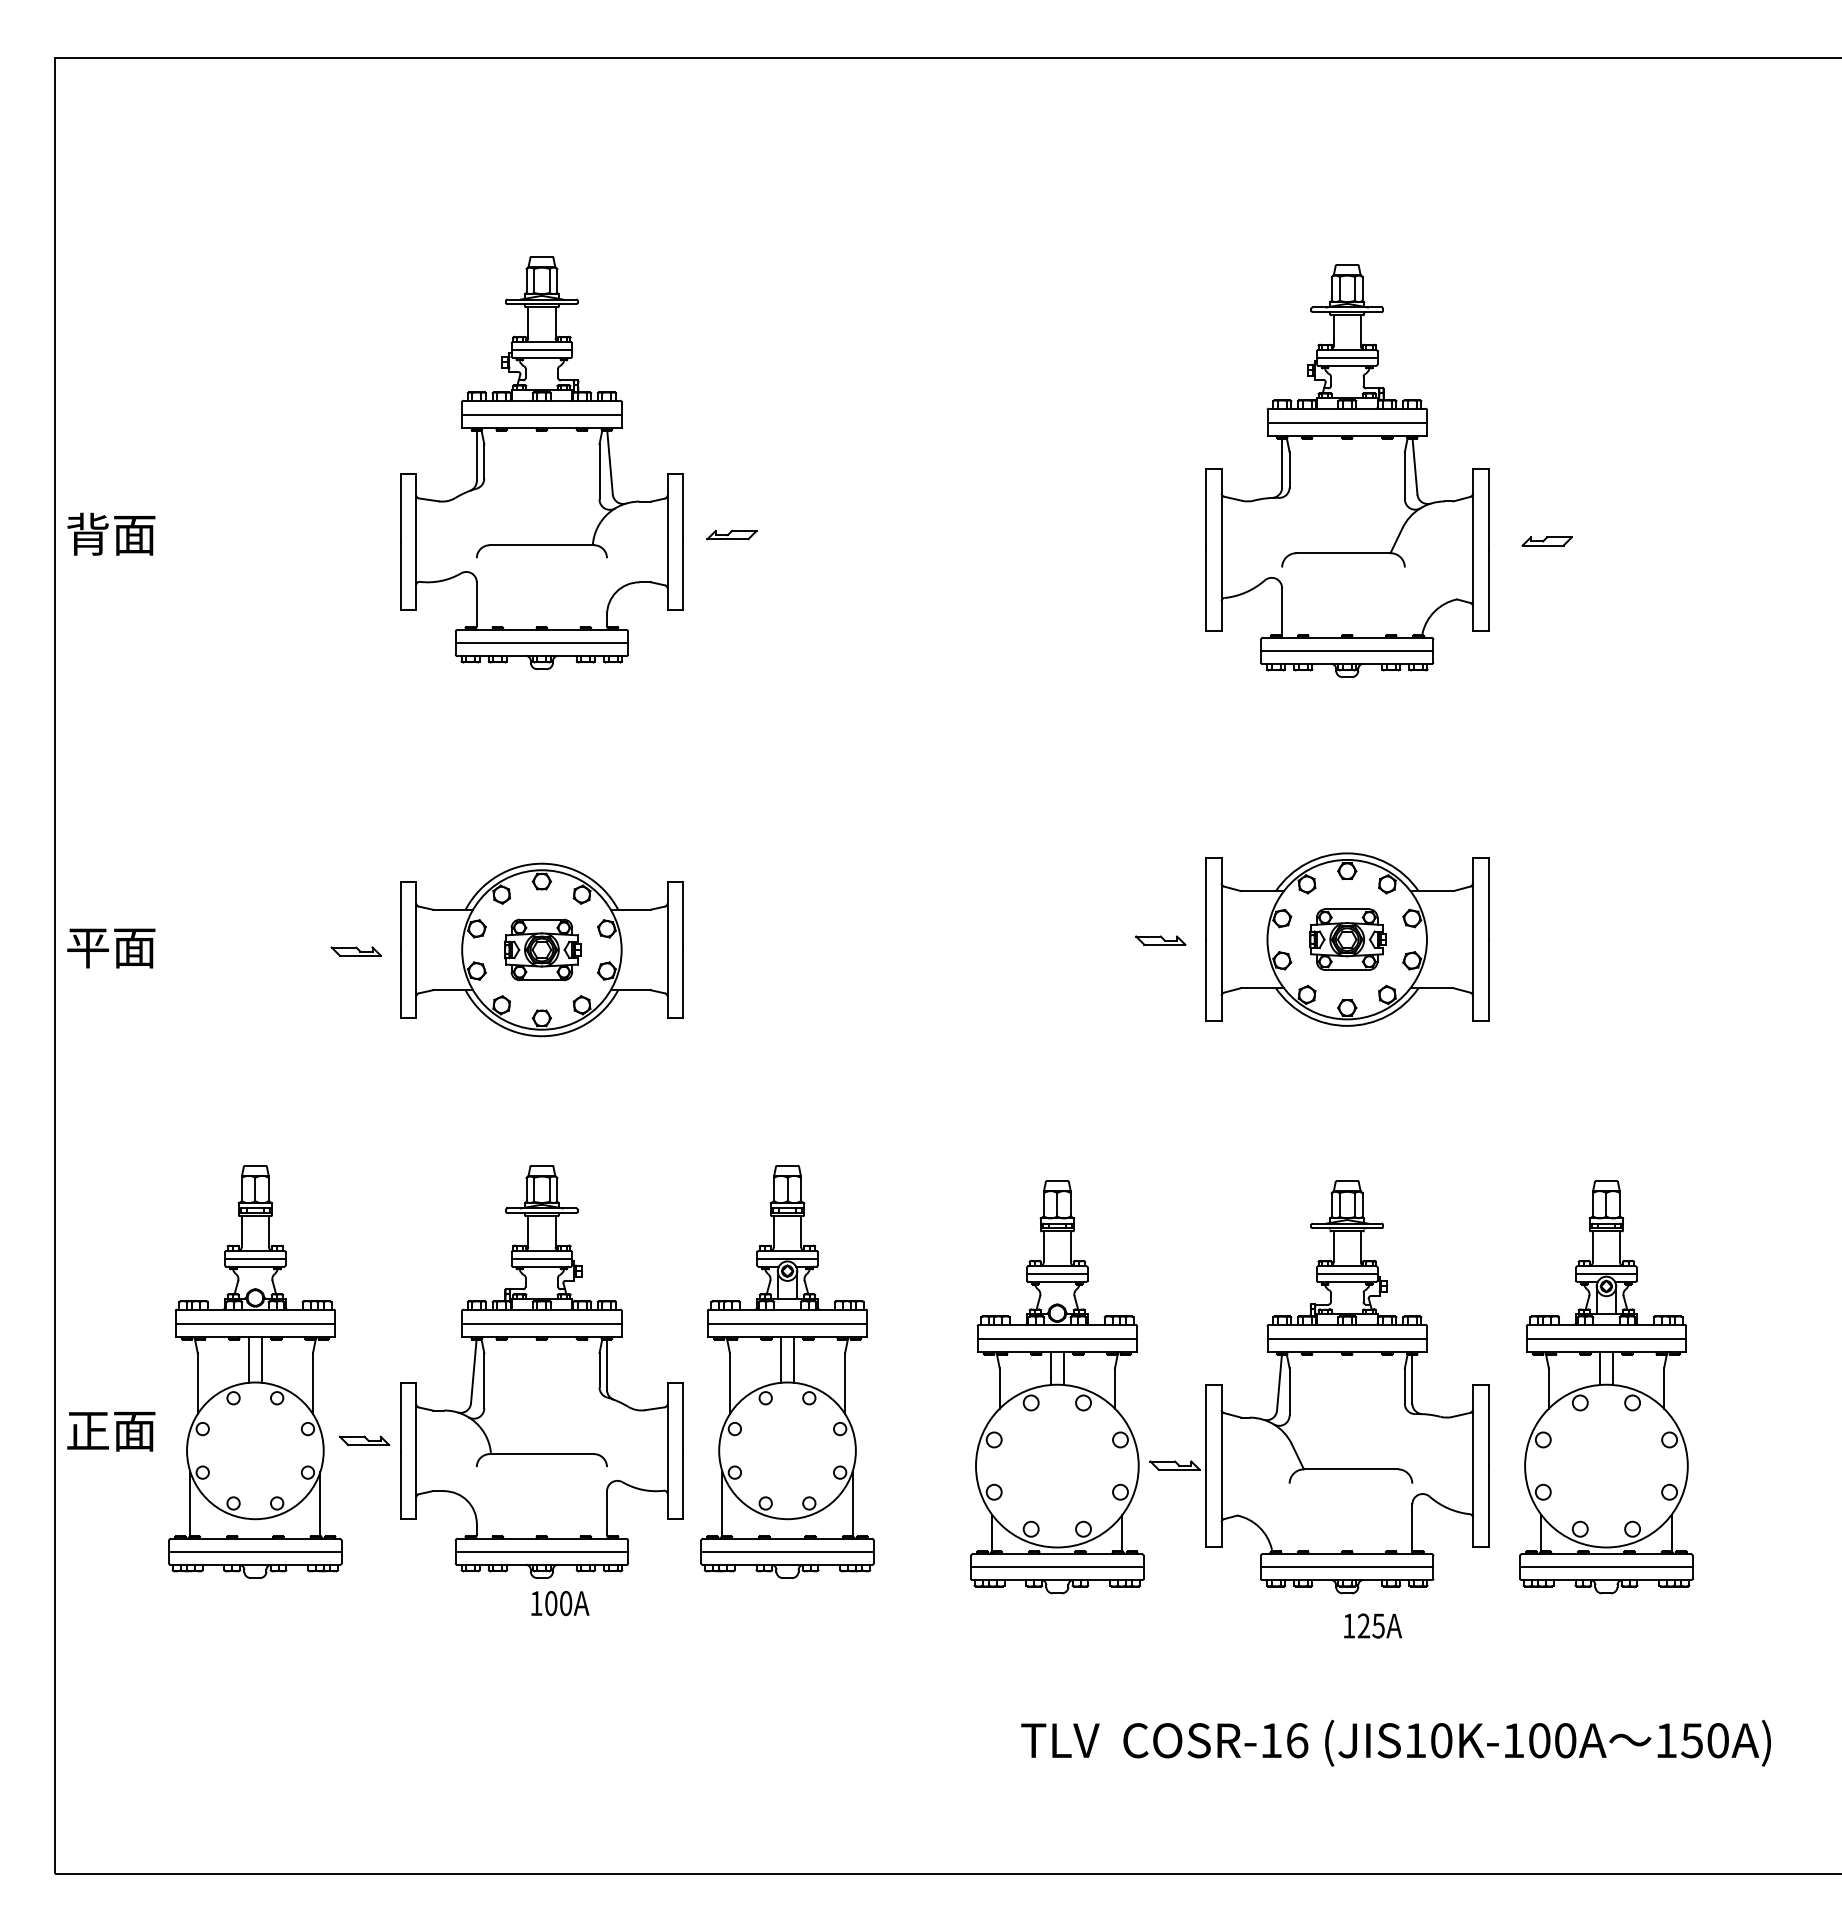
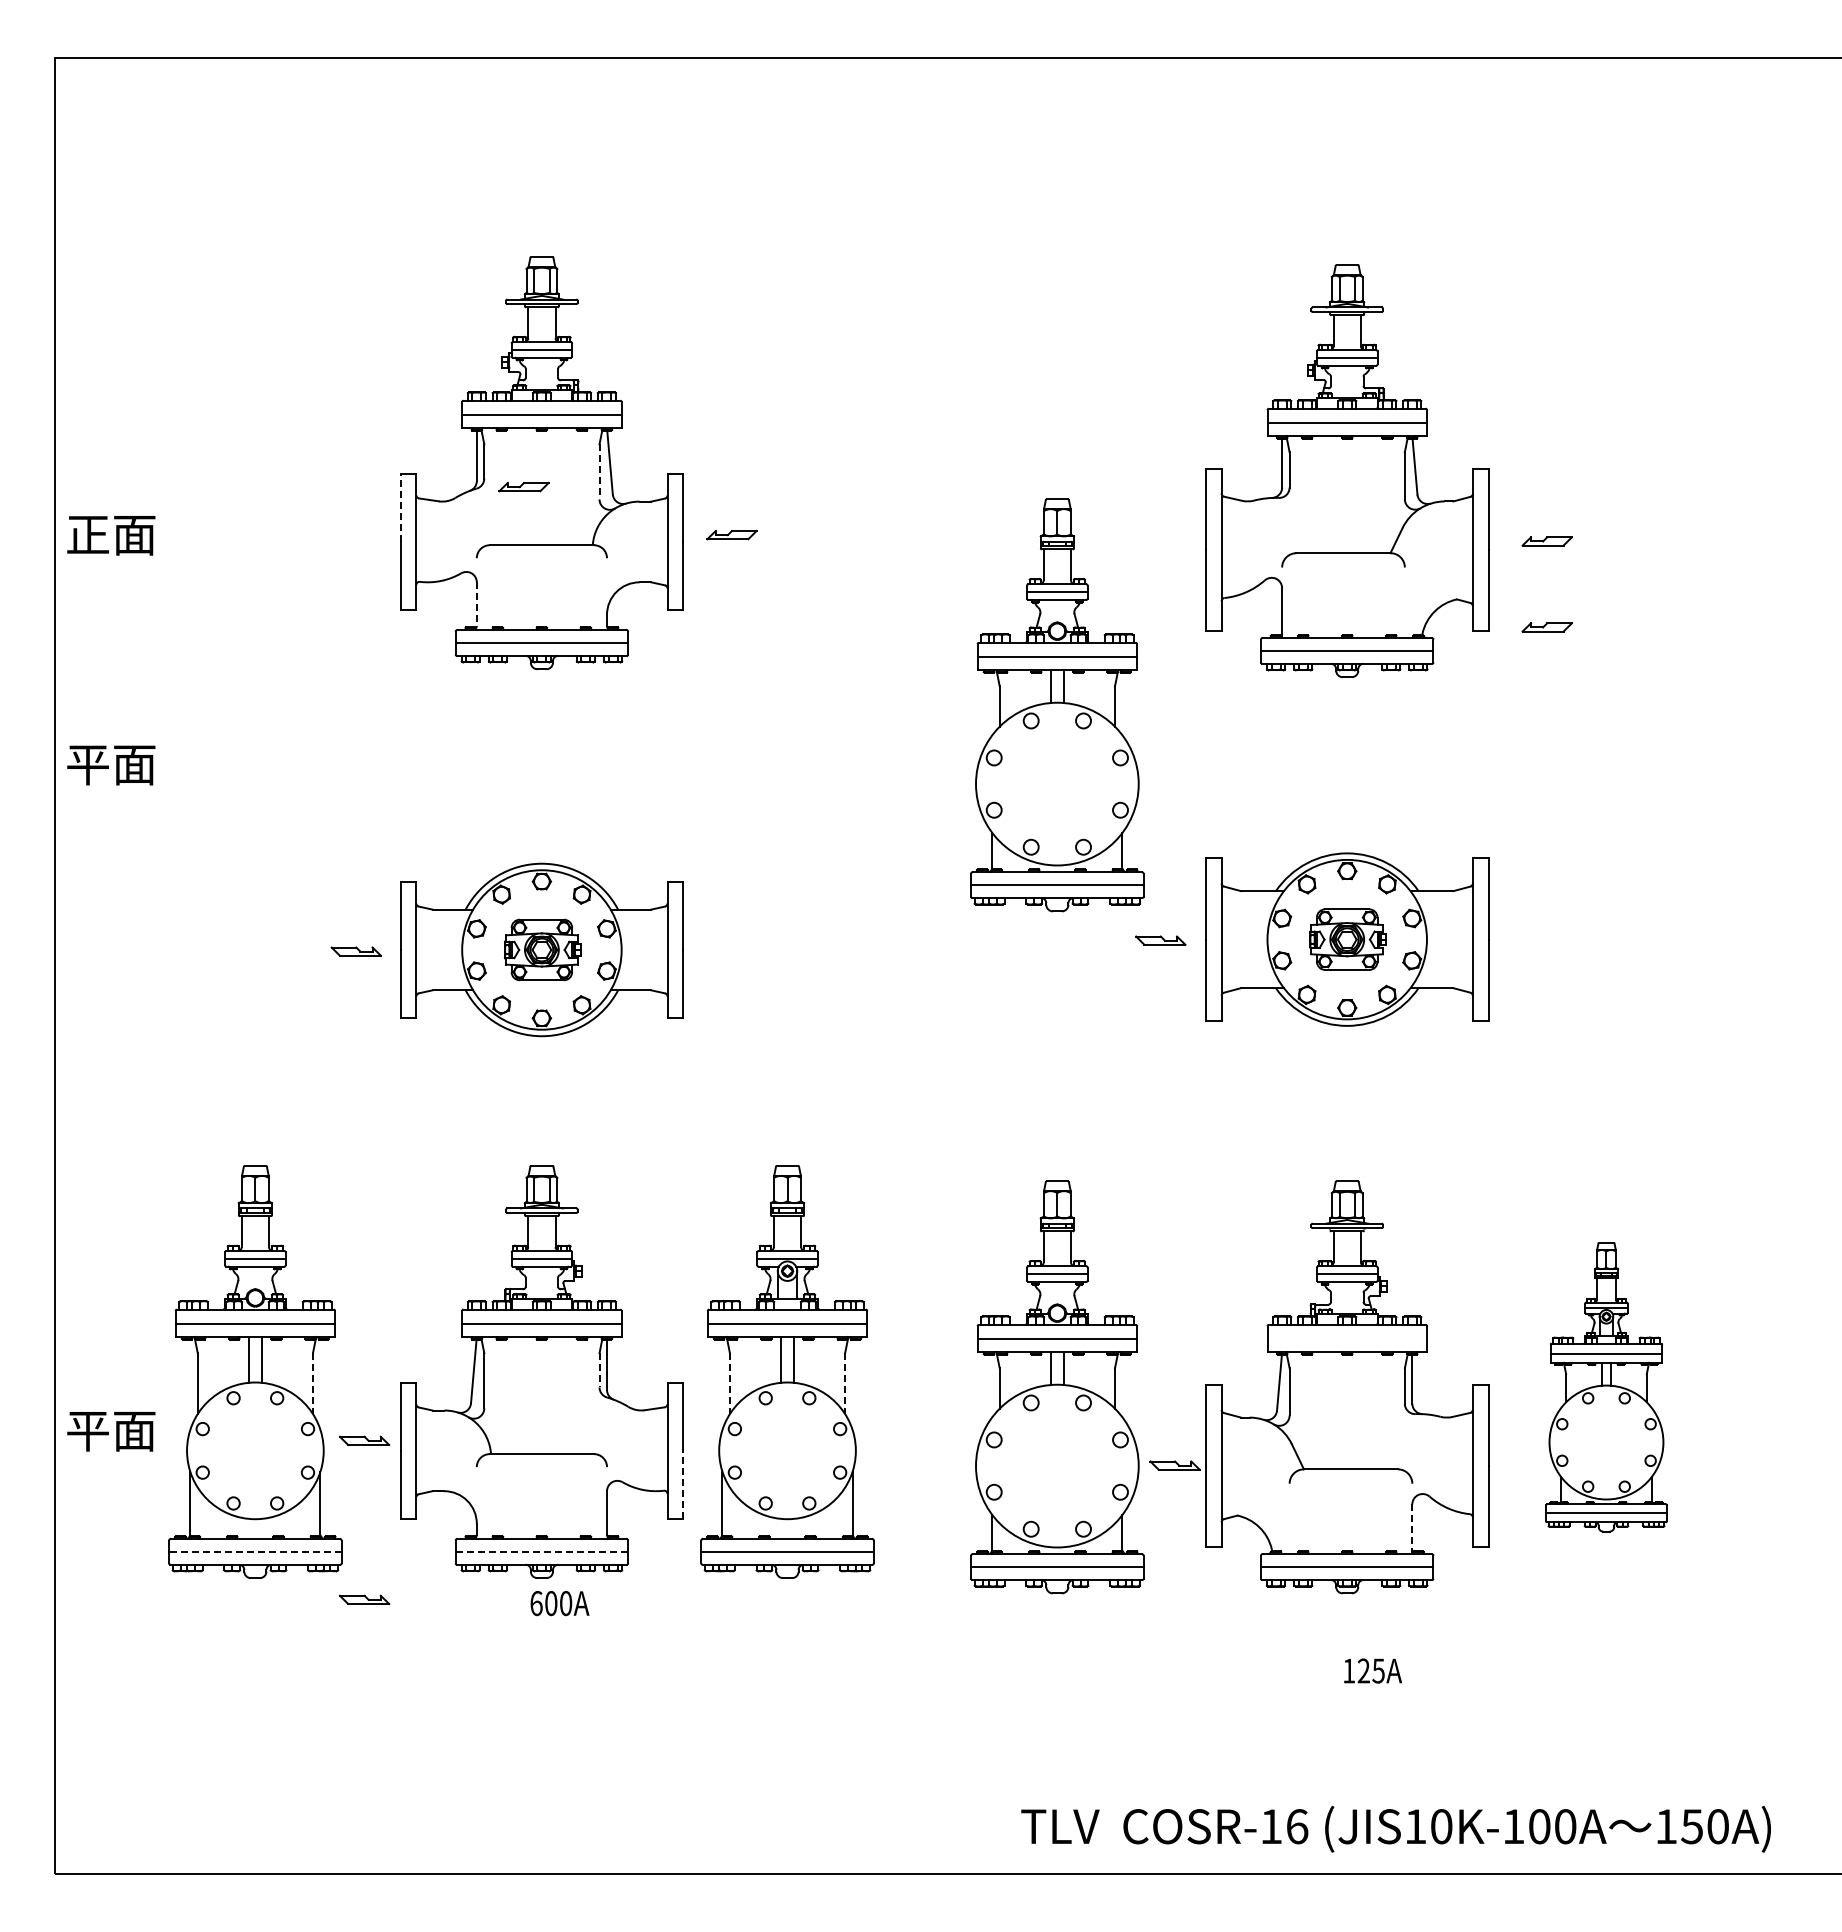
line: solid -> dashed (599, 471)
part: none -> present (523, 487)
line: solid -> dashed (400, 507)
text: 背面 -> 正面 (87, 533)
line: solid -> dashed (476, 604)
part: none -> present (1546, 627)
part: none -> present (1057, 705)
text position: (111, 948) -> (111, 765) (111, 765)
line: present -> none (1346, 1339)
line: solid -> dashed (599, 1370)
line: solid -> dashed (312, 1384)
line: solid -> dashed (729, 1384)
line: solid -> dashed (845, 1384)
part size: 175x415 px -> 123x291 px (1606, 1387)
text: 正面 -> 平面 (87, 1431)
line: solid -> dashed (683, 1484)
line: solid -> dashed (1412, 1529)
line: solid -> dashed (254, 1551)
line: solid -> dashed (542, 1551)
part: none -> present (364, 1599)
text: 100A -> 600A (536, 1603)
text position: (1372, 1625) -> (1372, 1670) (1372, 1670)
text position: (1395, 1743) -> (1395, 1829) (1395, 1829)
